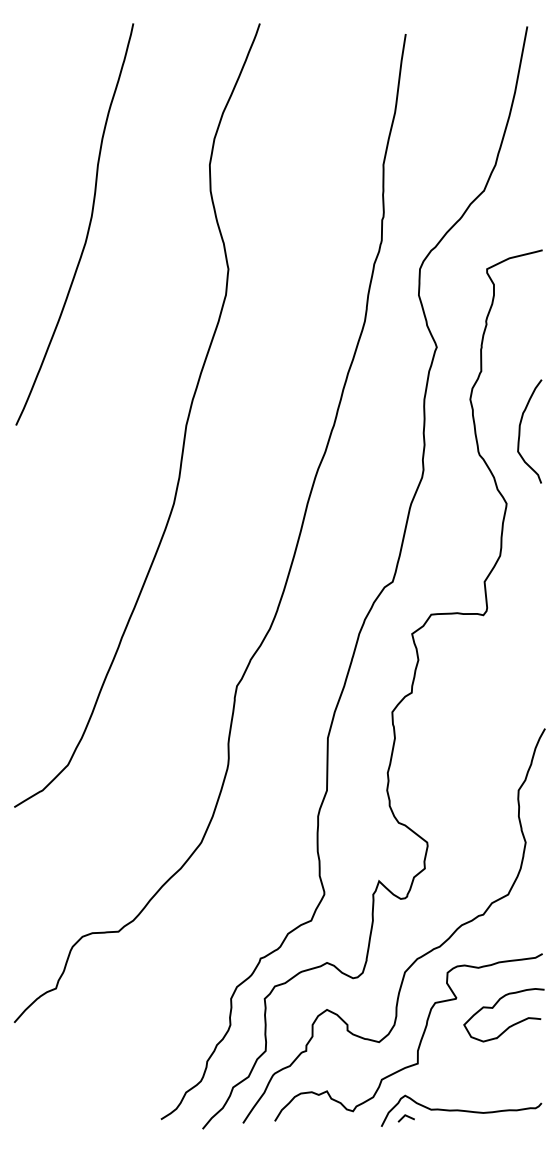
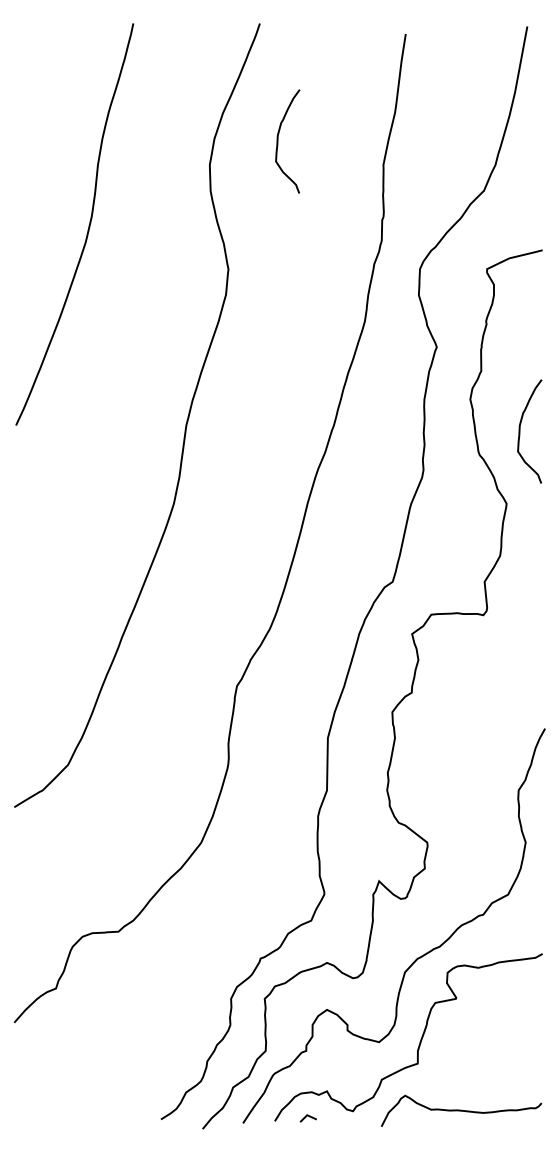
curve: none -> present (278, 141)
curve: present -> none (494, 1007)
line position: (404, 1117) -> (306, 1117) (306, 1117)
